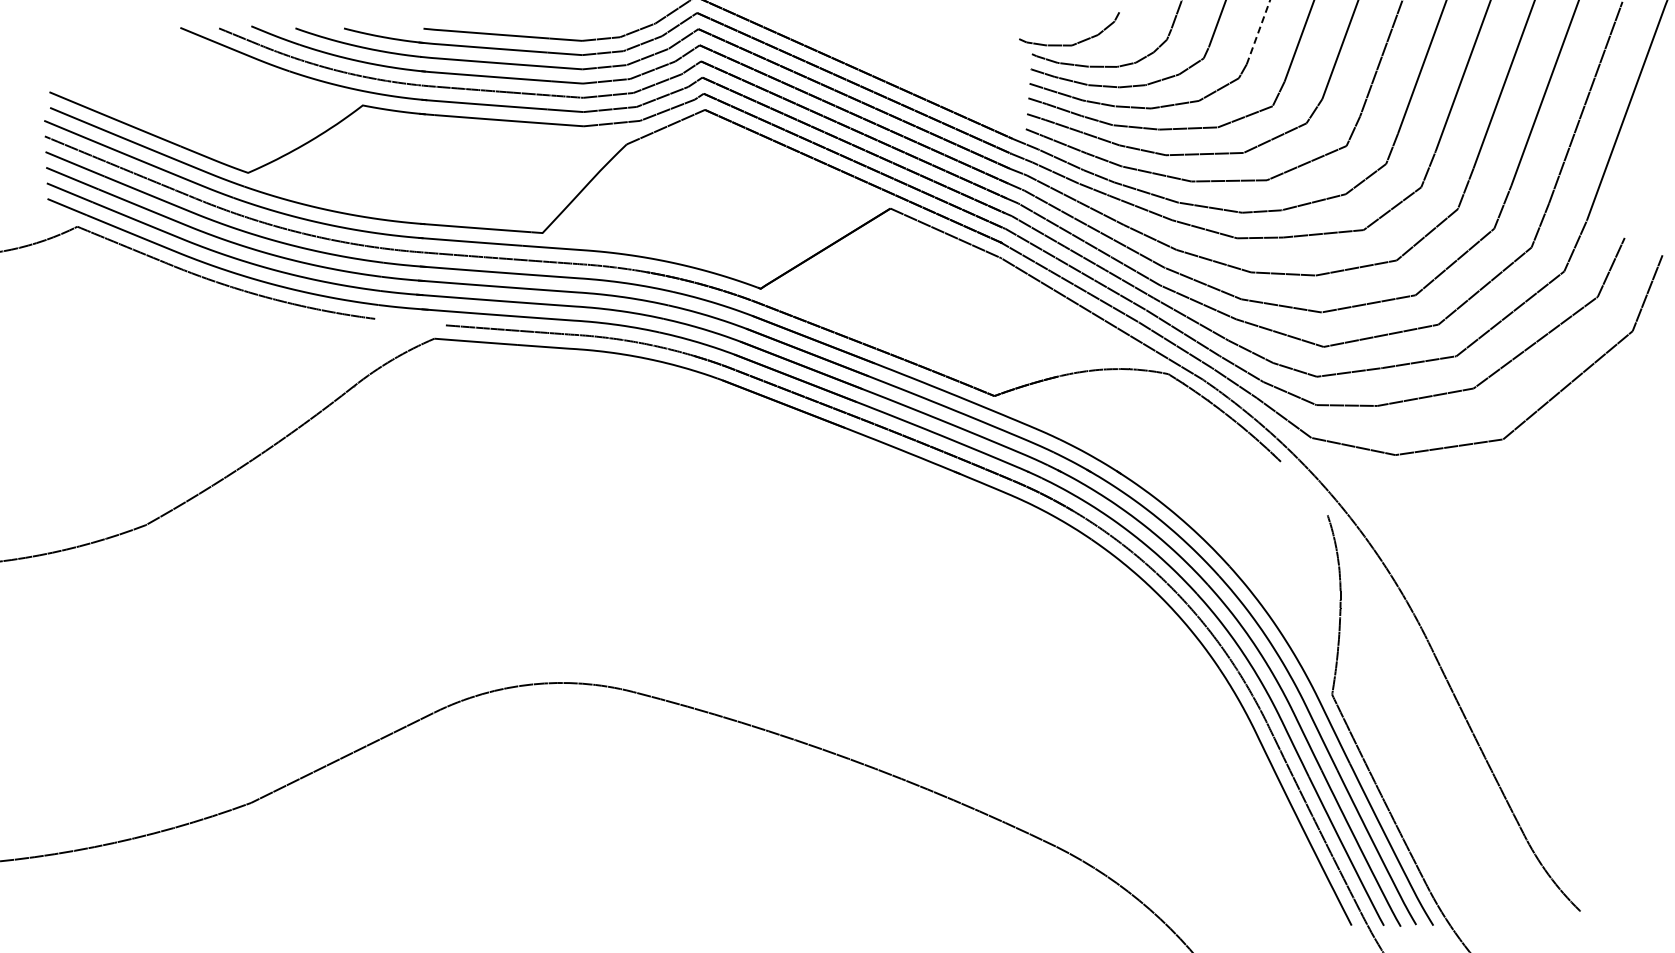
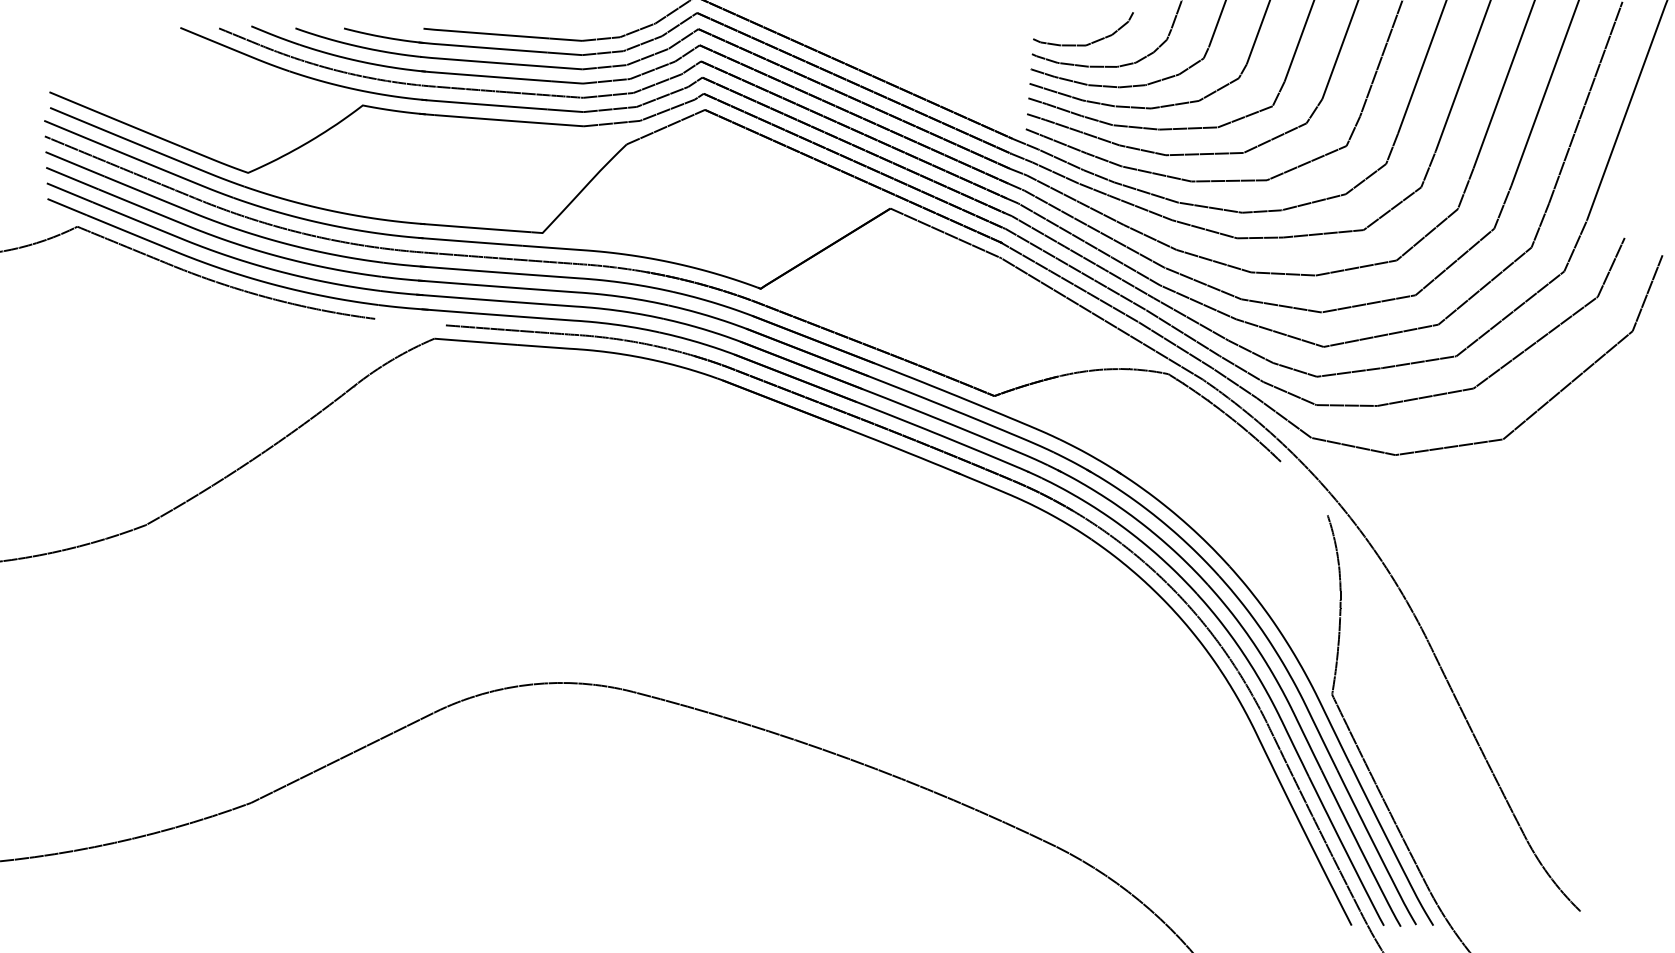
line: dashed -> solid (1258, 32)
curve position: (1073, 43) -> (1087, 43) (1087, 43)
